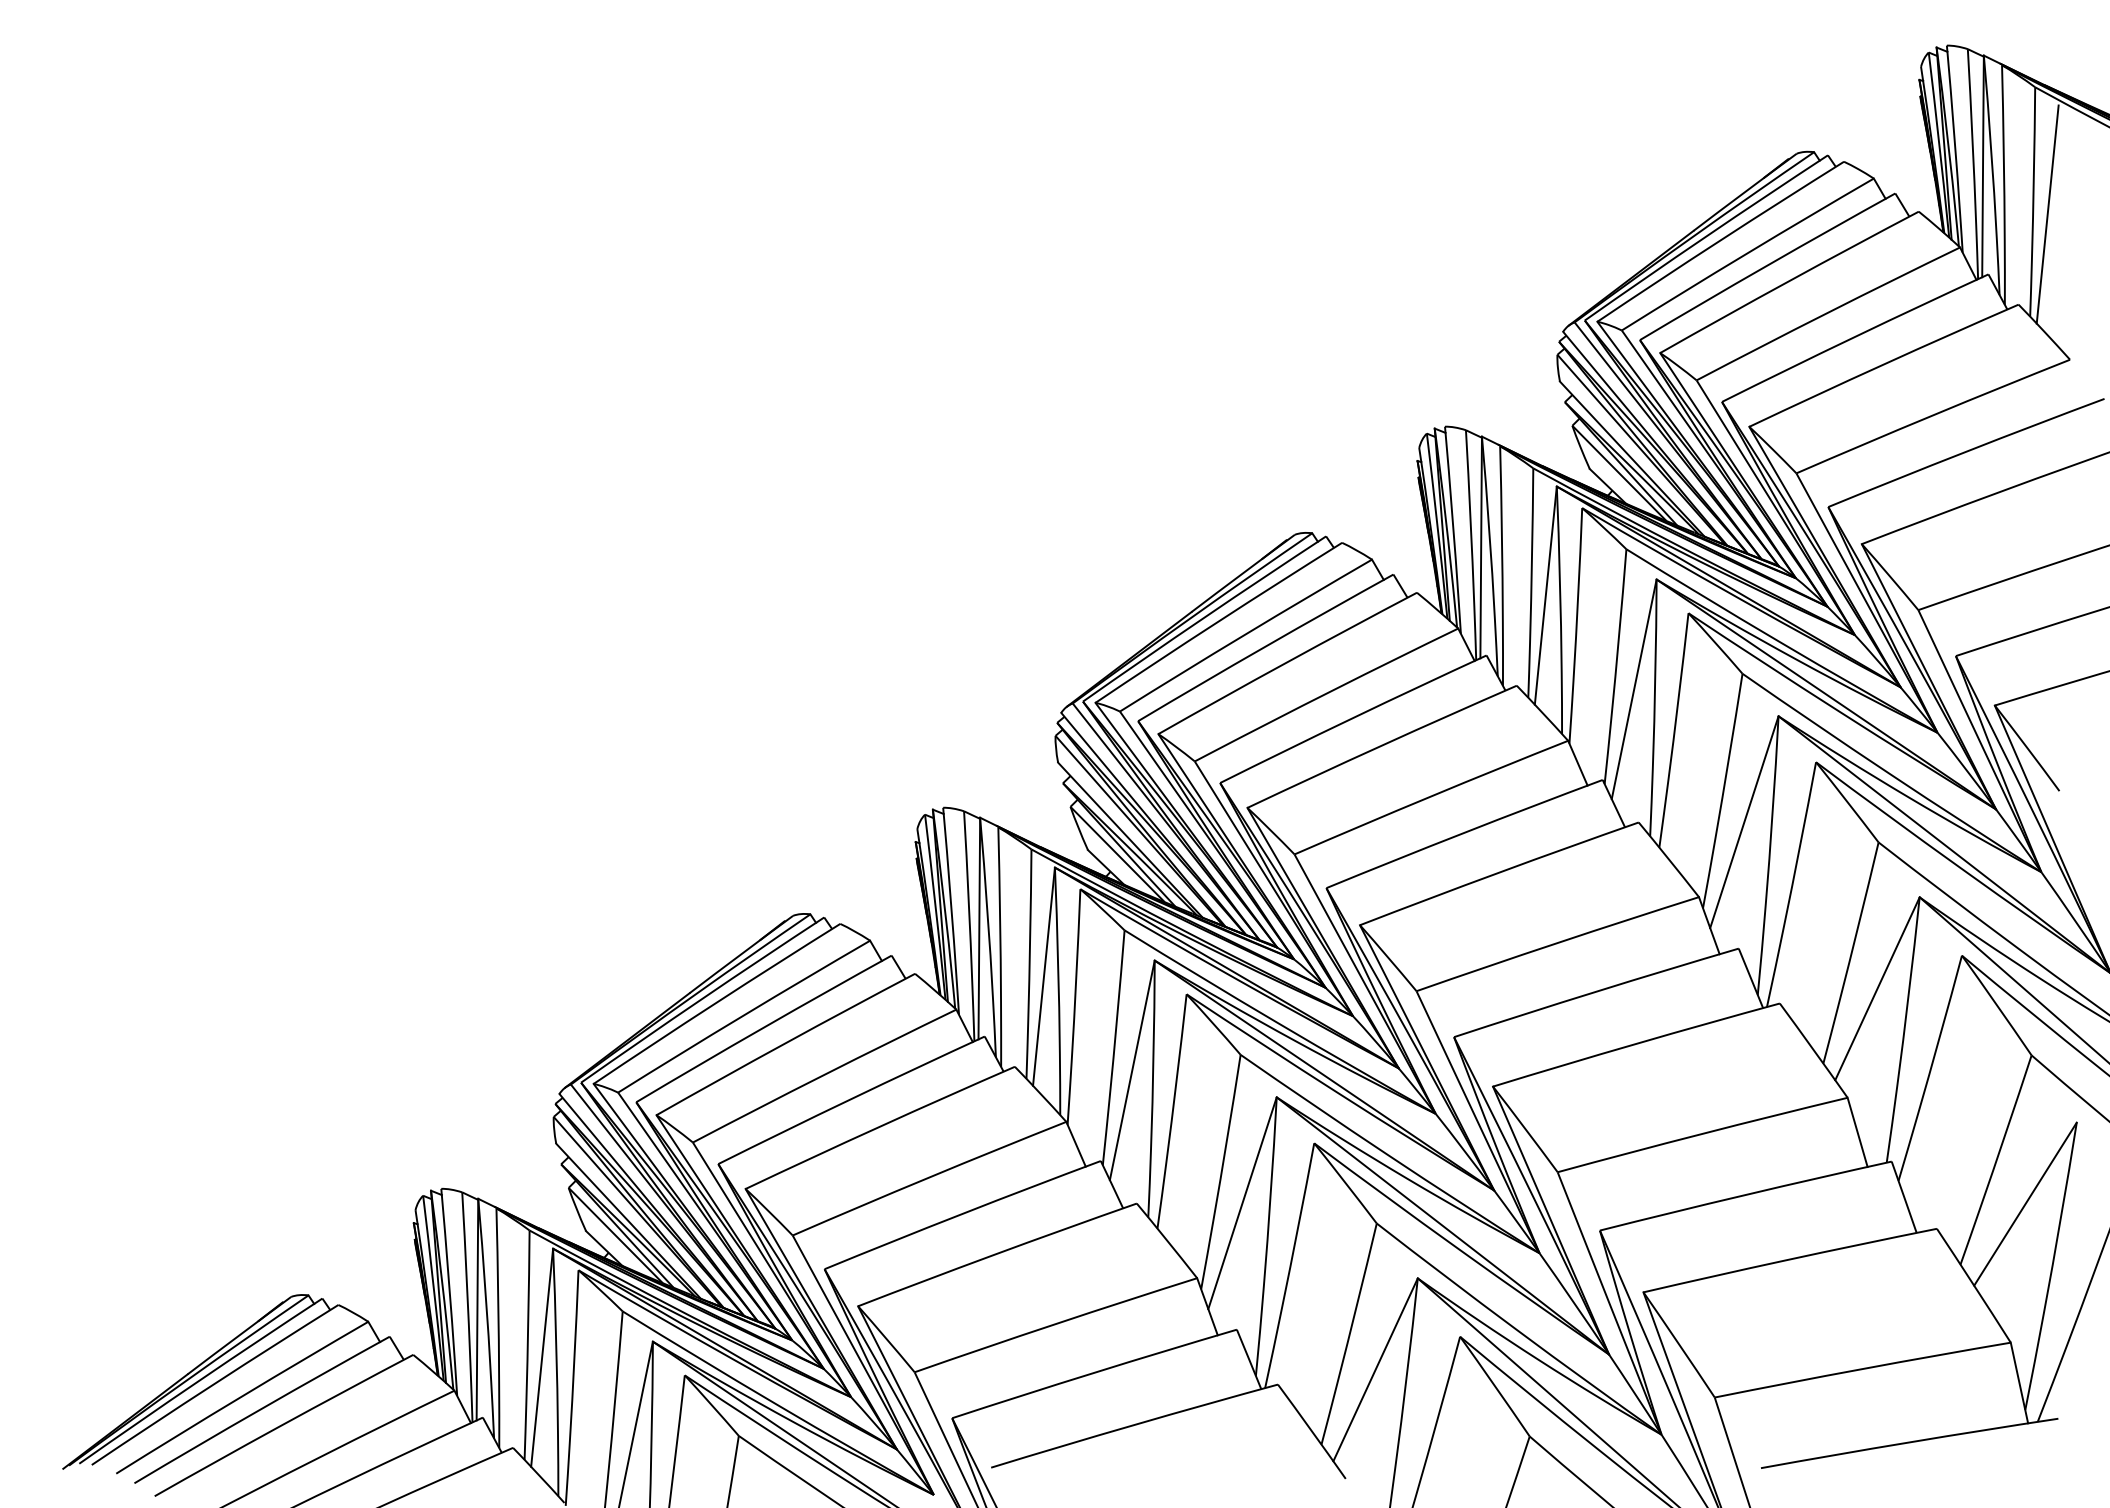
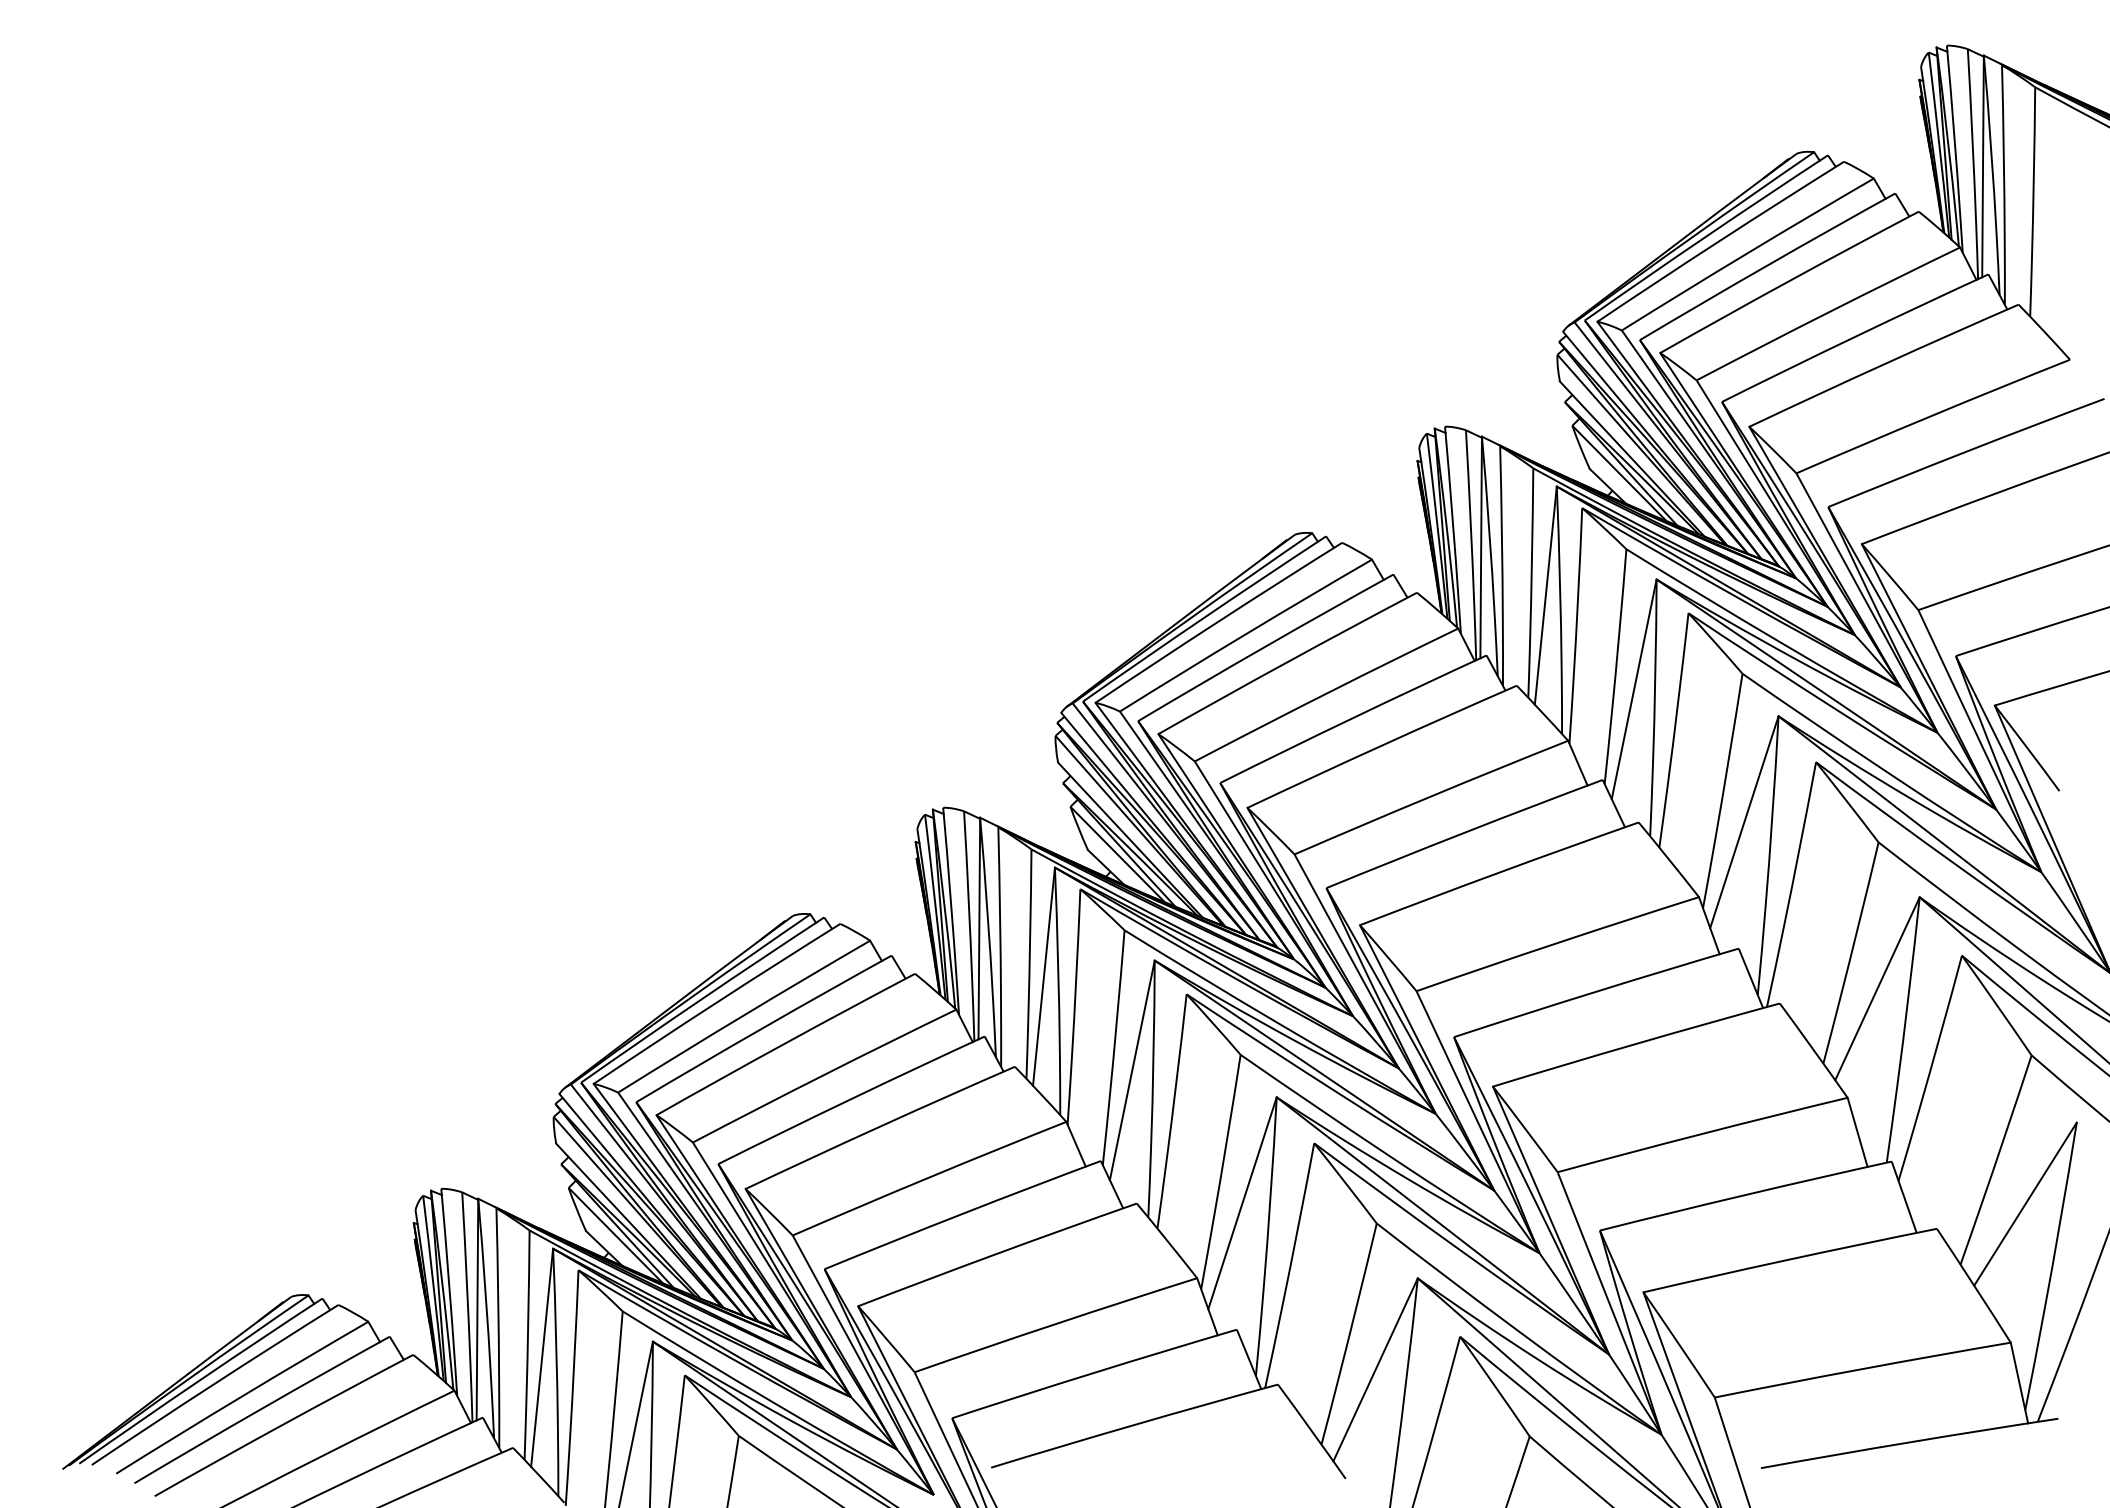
line: present -> none (2047, 214)
